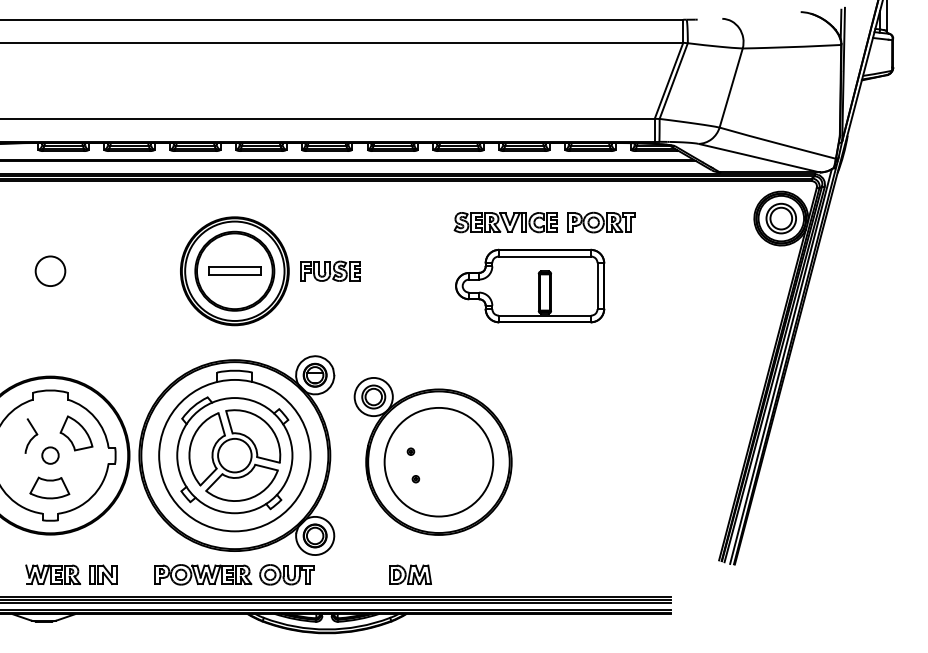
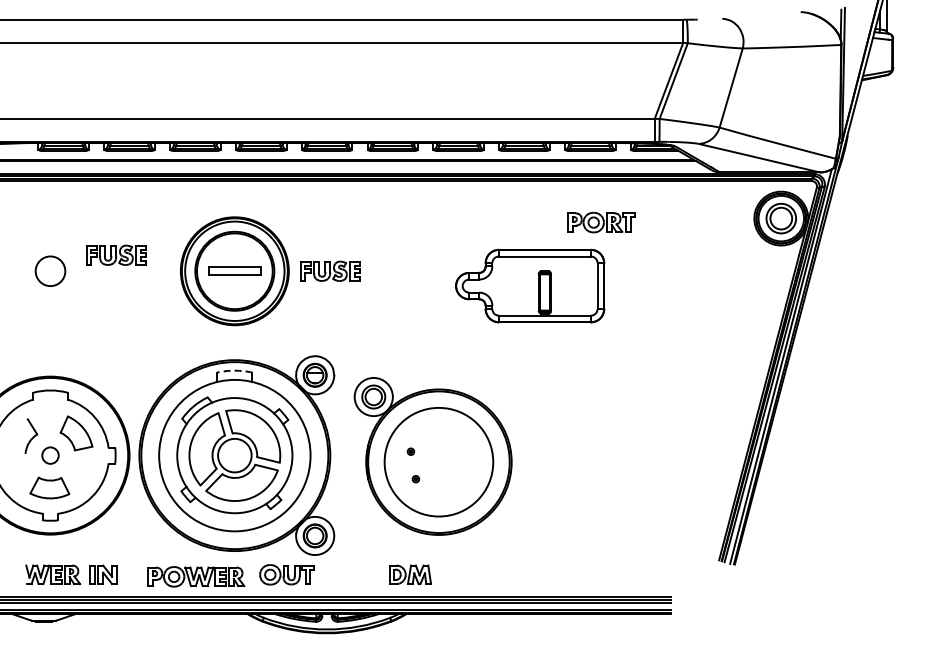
part: present -> none (505, 222)
part: none -> present (116, 254)
arc: solid -> dashed (234, 370)
part position: (203, 574) -> (196, 576) (196, 576)
